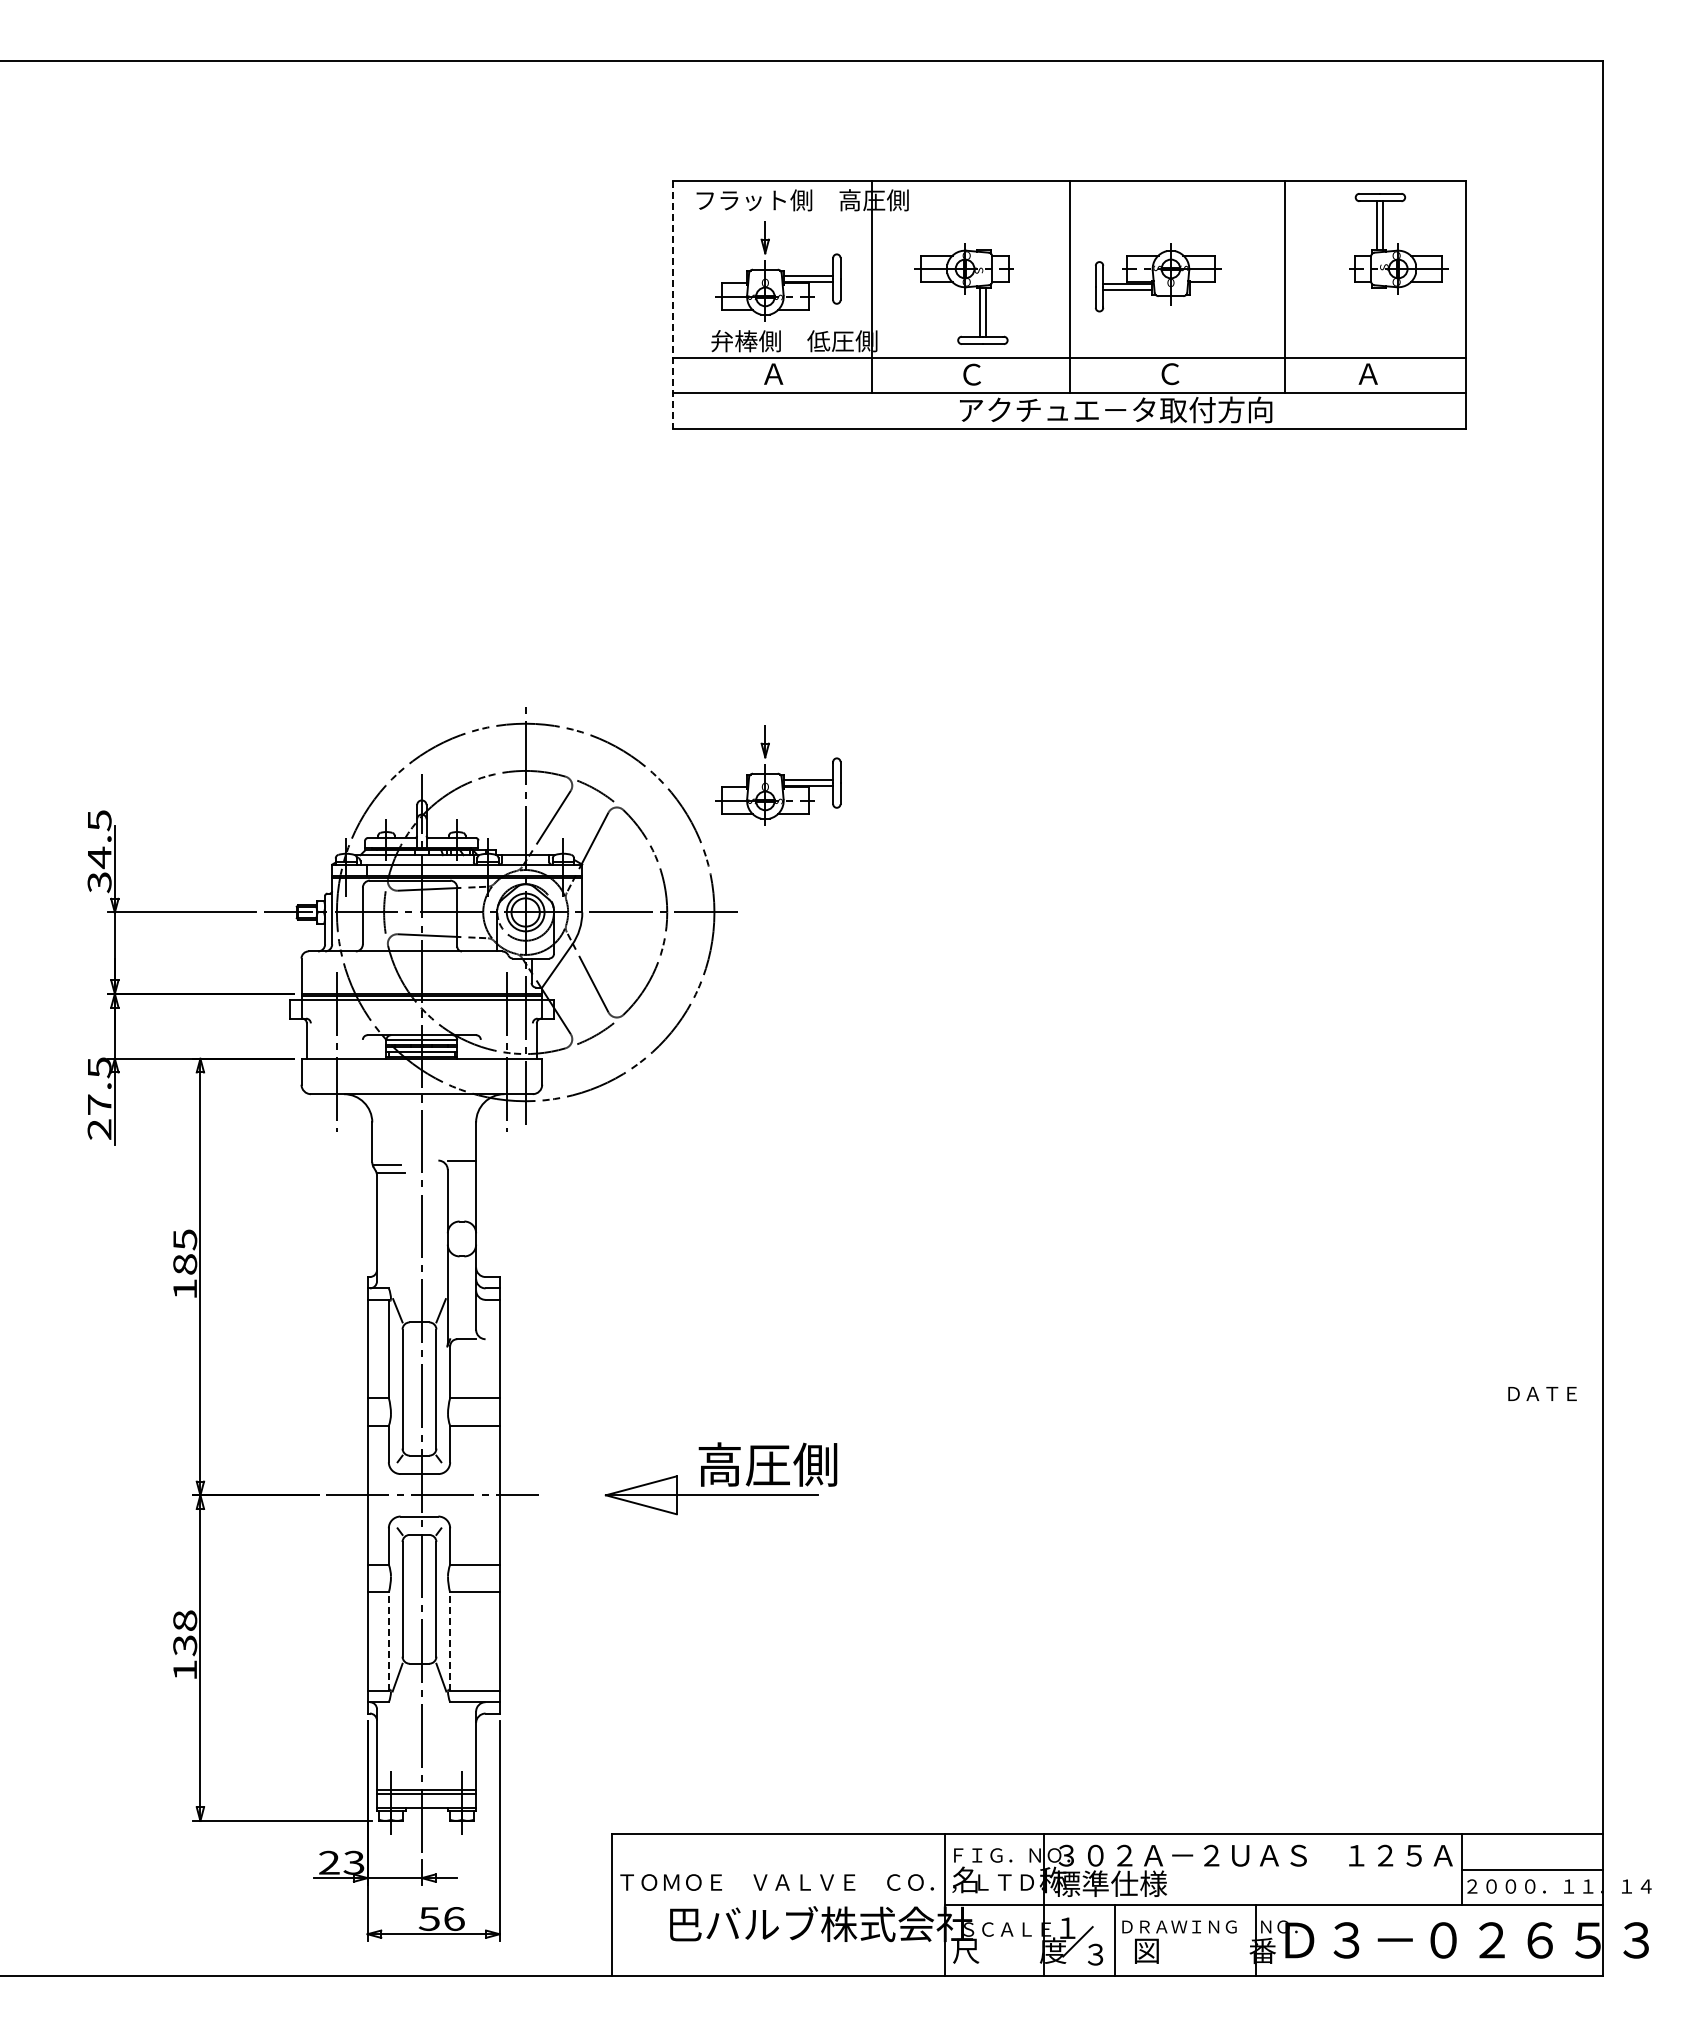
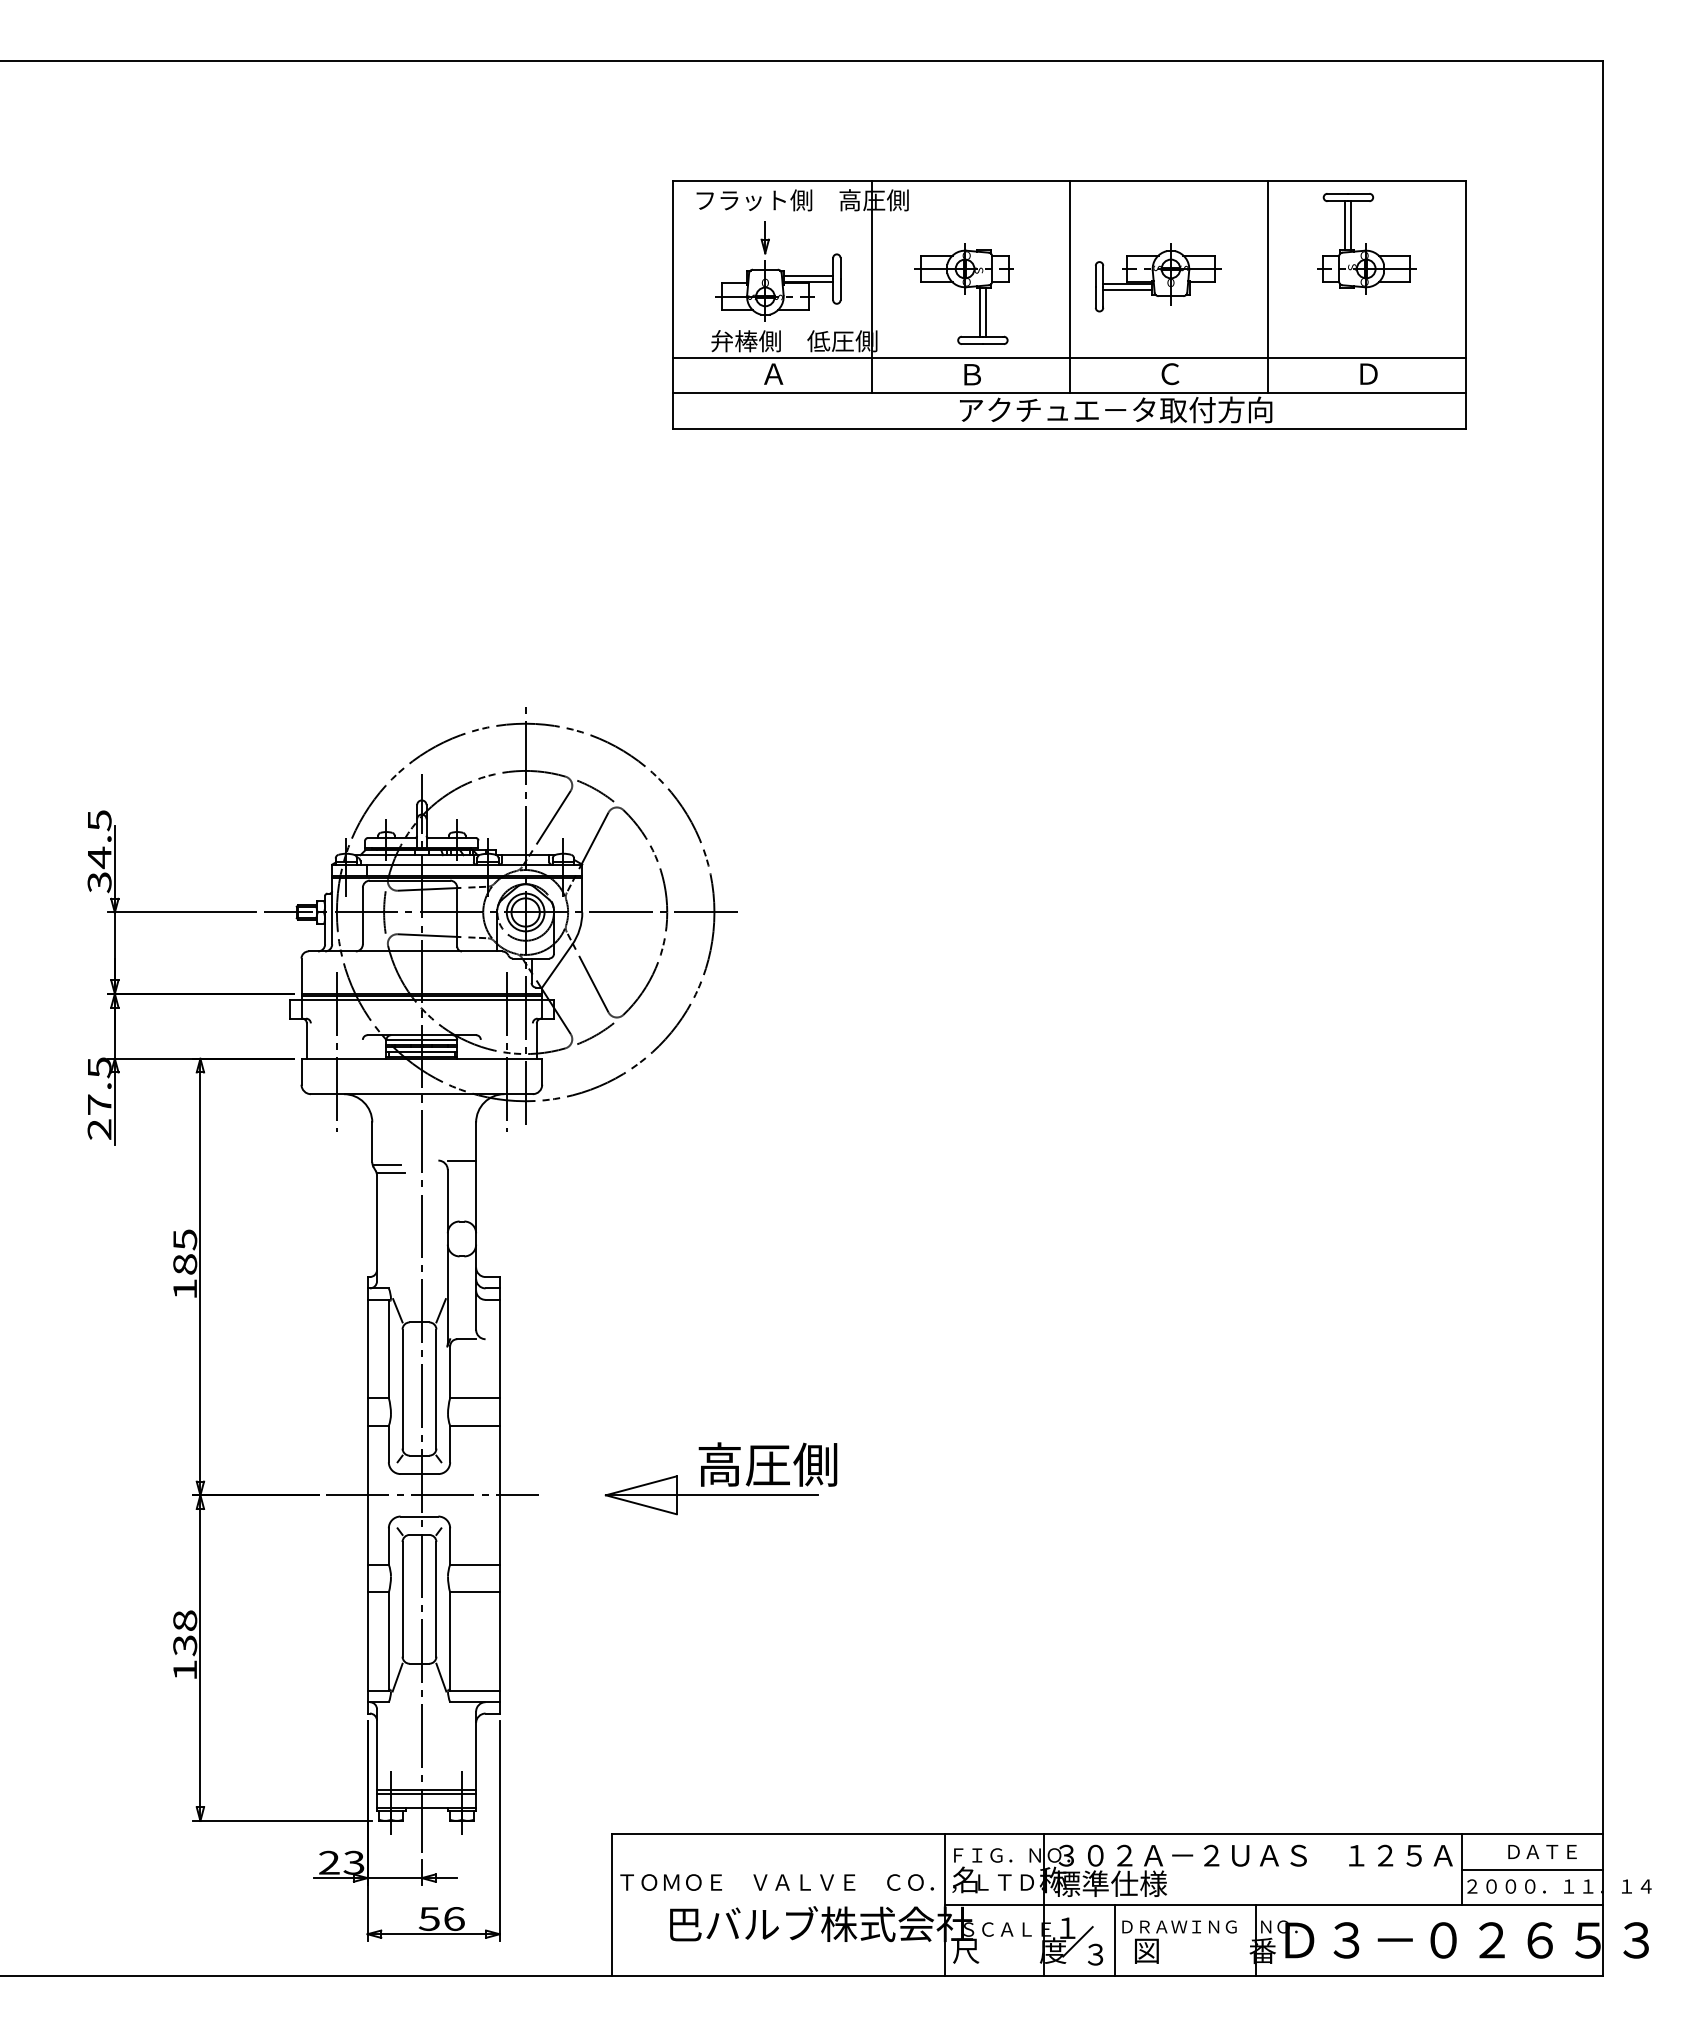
part position: (1398, 243) -> (1366, 243) (1366, 243)
line position: (1285, 286) -> (1268, 286) (1268, 286)
line: dashed -> solid (673, 304)
text: Ａ -> Ｄ (1367, 373)
text: Ｃ -> Ｂ (971, 374)
part: present -> none (778, 775)
text position: (1542, 1393) -> (1542, 1851) (1542, 1851)
line: dashed -> solid (388, 1641)
line: dashed -> solid (450, 1641)
